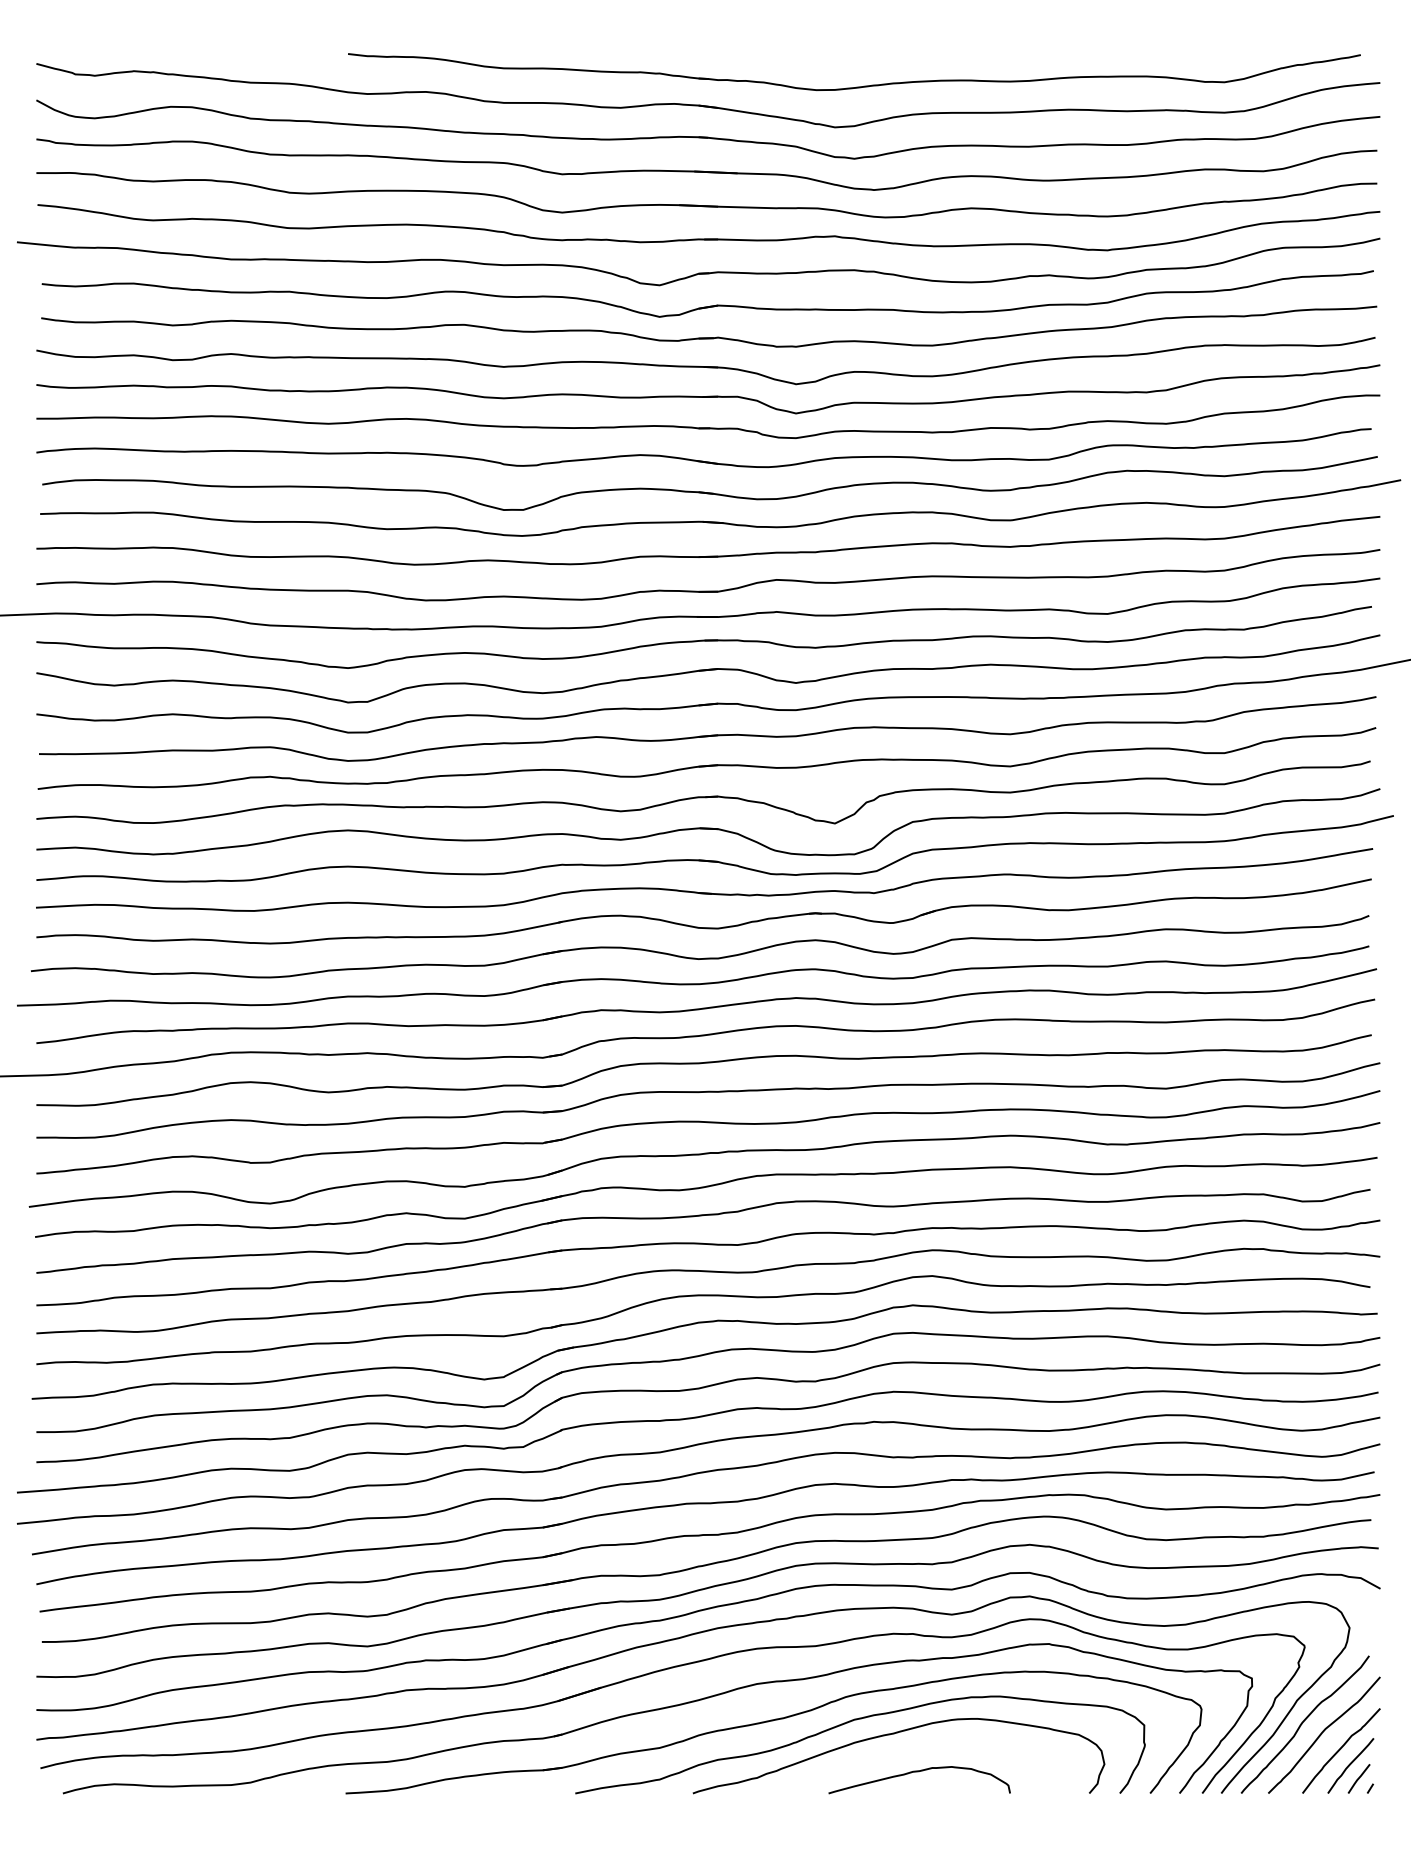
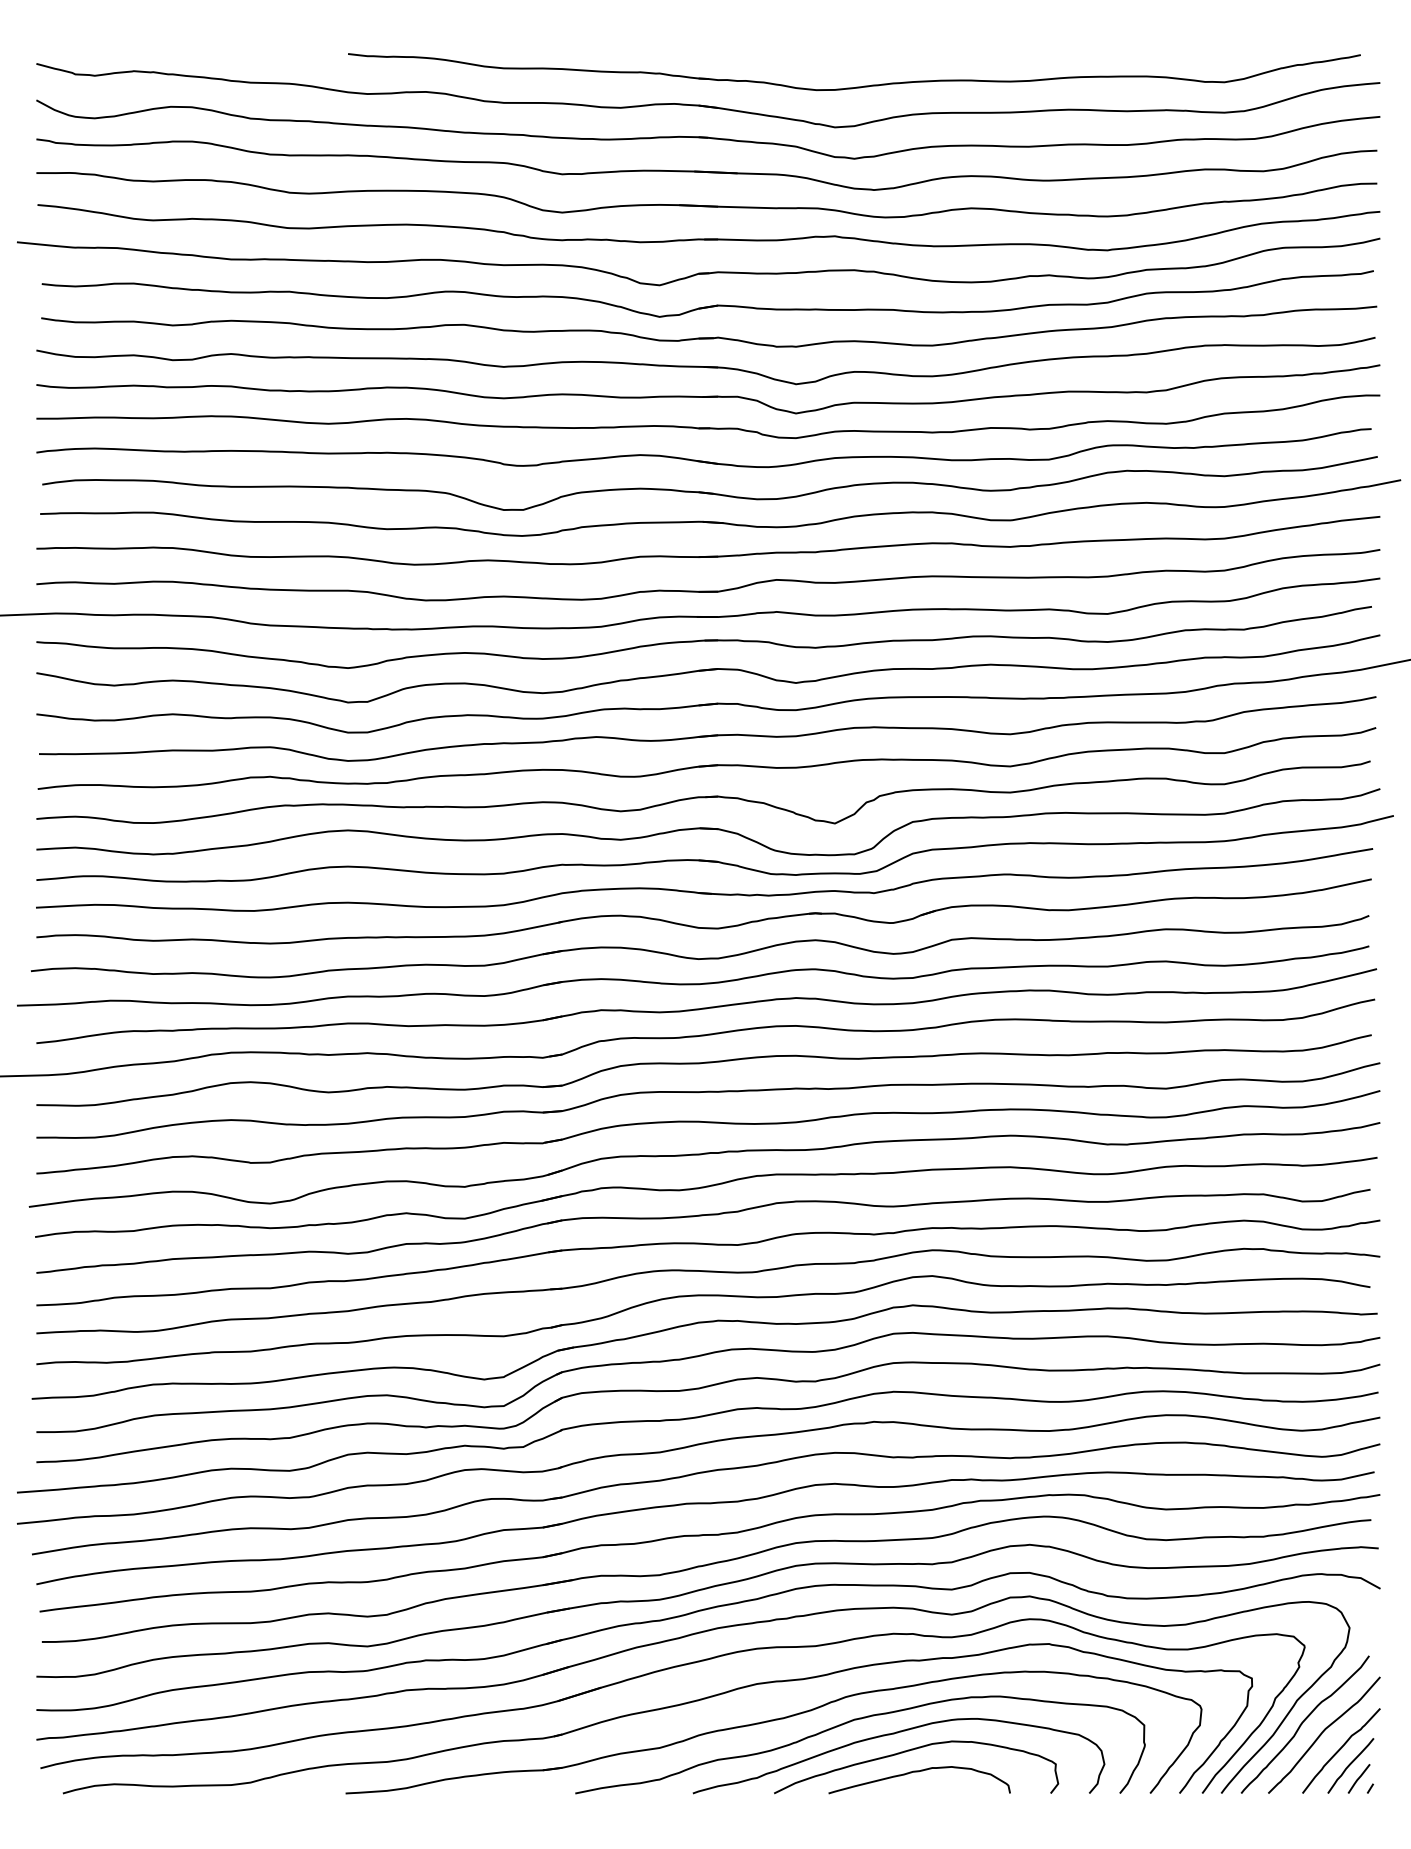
curve: none -> present (913, 1750)
